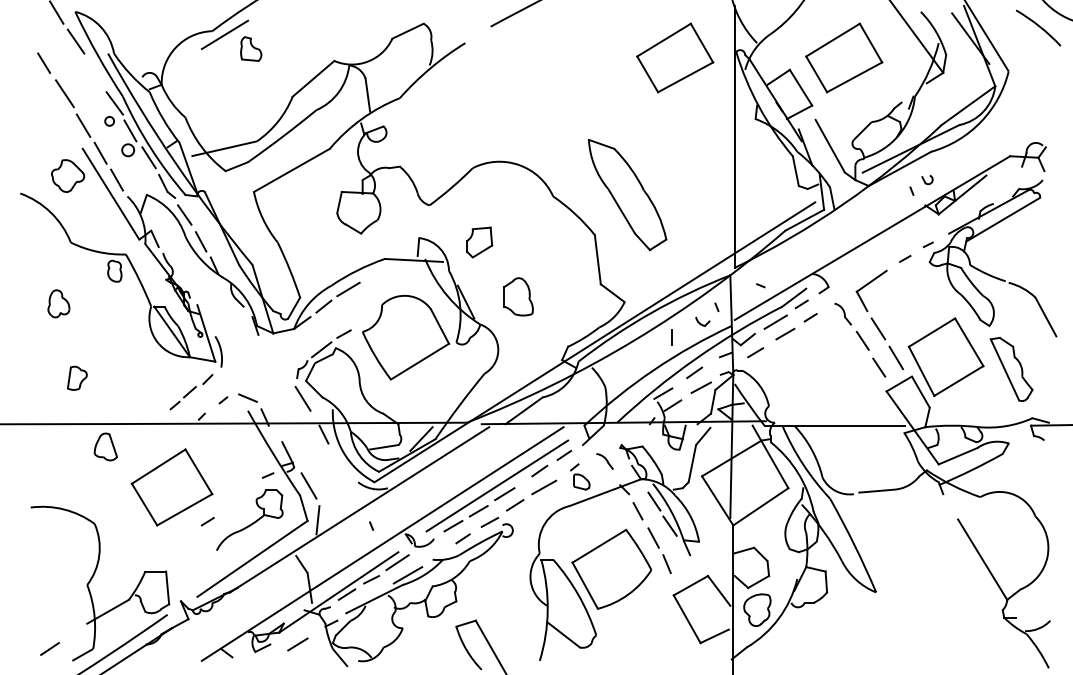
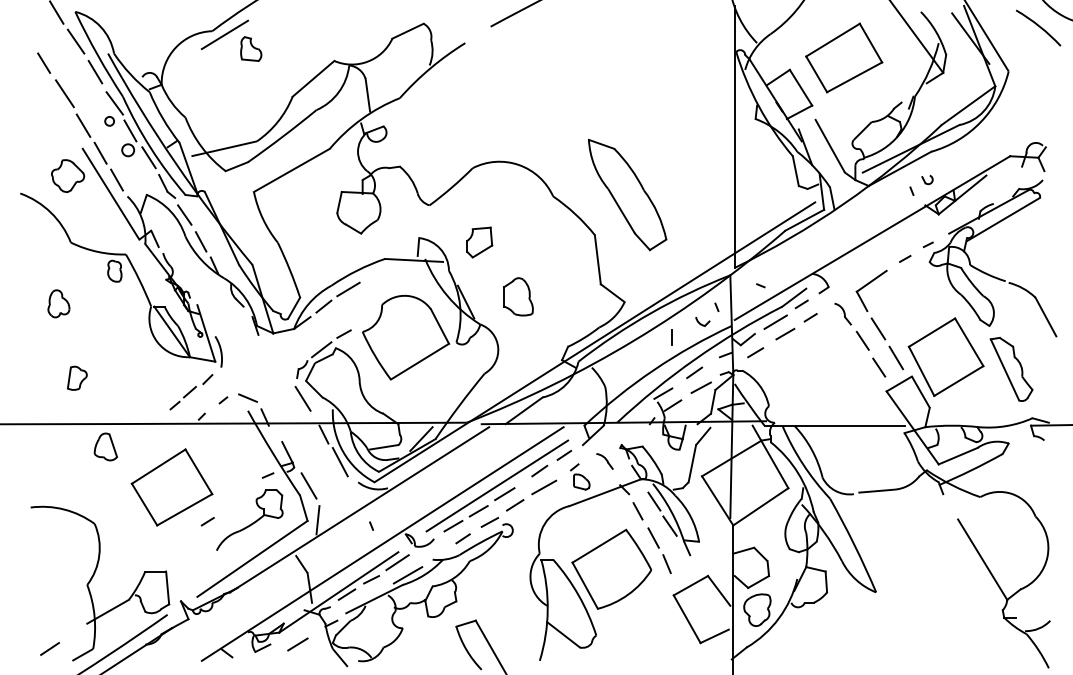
part: present -> none (675, 57)
line: none -> present (95, 71)
line: none -> present (339, 462)
